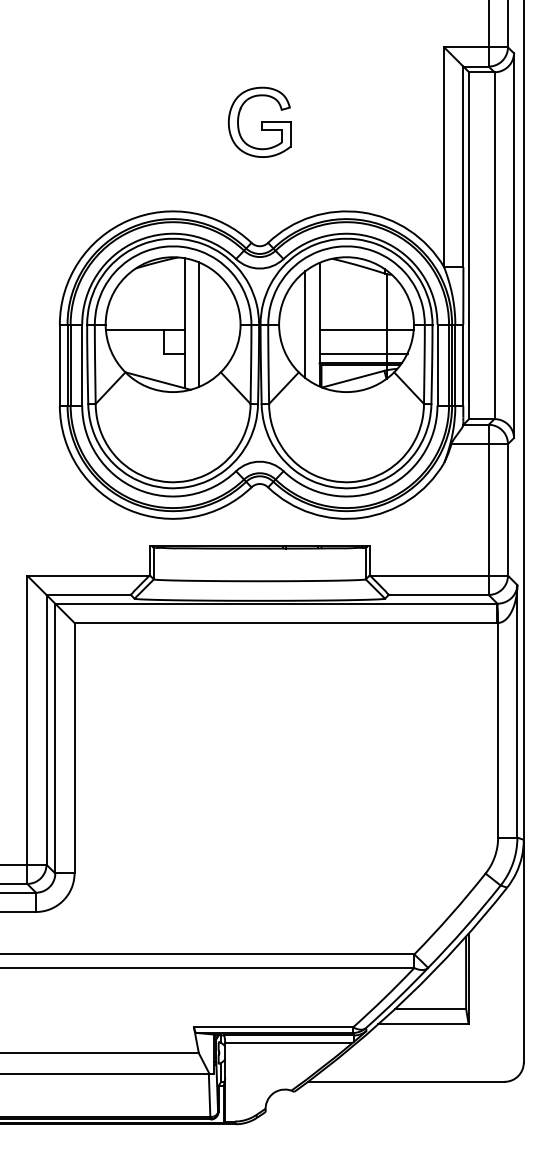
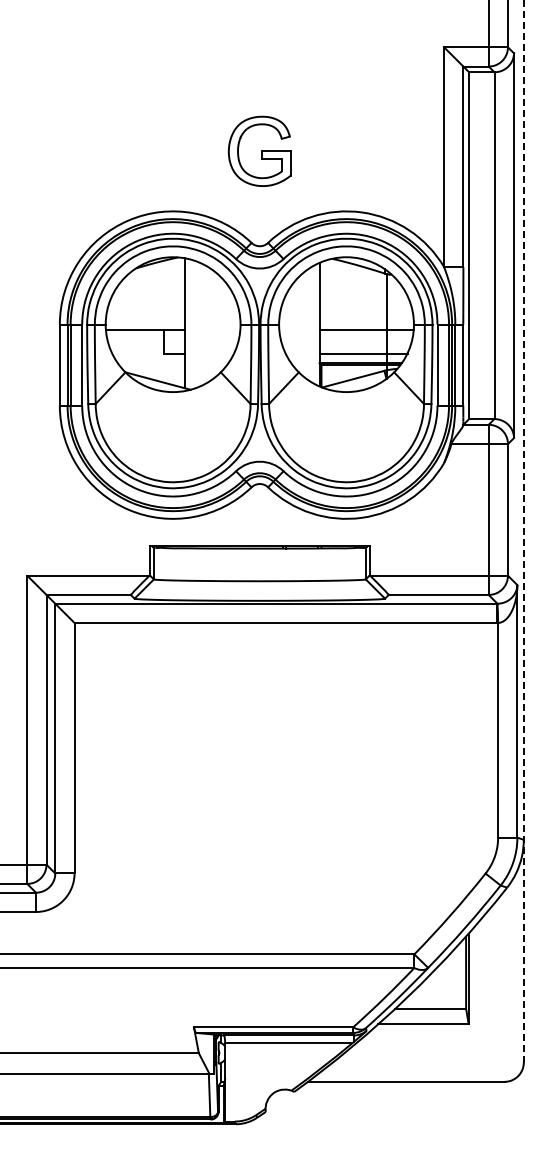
part position: (259, 121) -> (259, 150) (259, 150)
line: present -> none (198, 324)
line: present -> none (305, 324)
line: solid -> dashed (523, 531)
